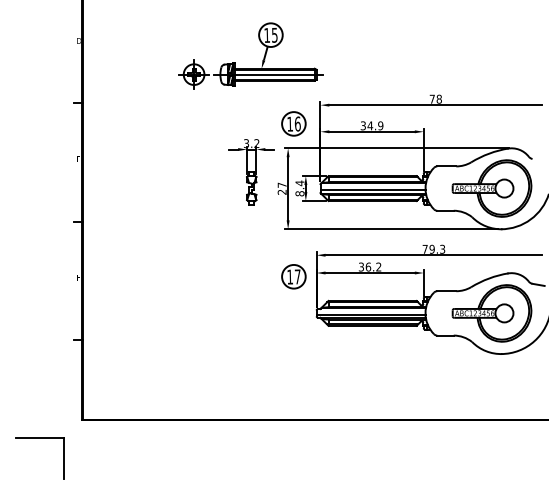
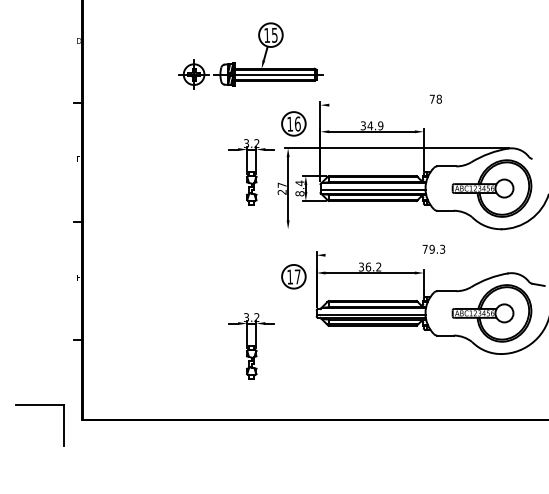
line: present -> none (435, 105)
line: present -> none (391, 229)
line: present -> none (433, 255)
part: none -> present (251, 346)
part position: (39, 438) -> (39, 405) (39, 405)
